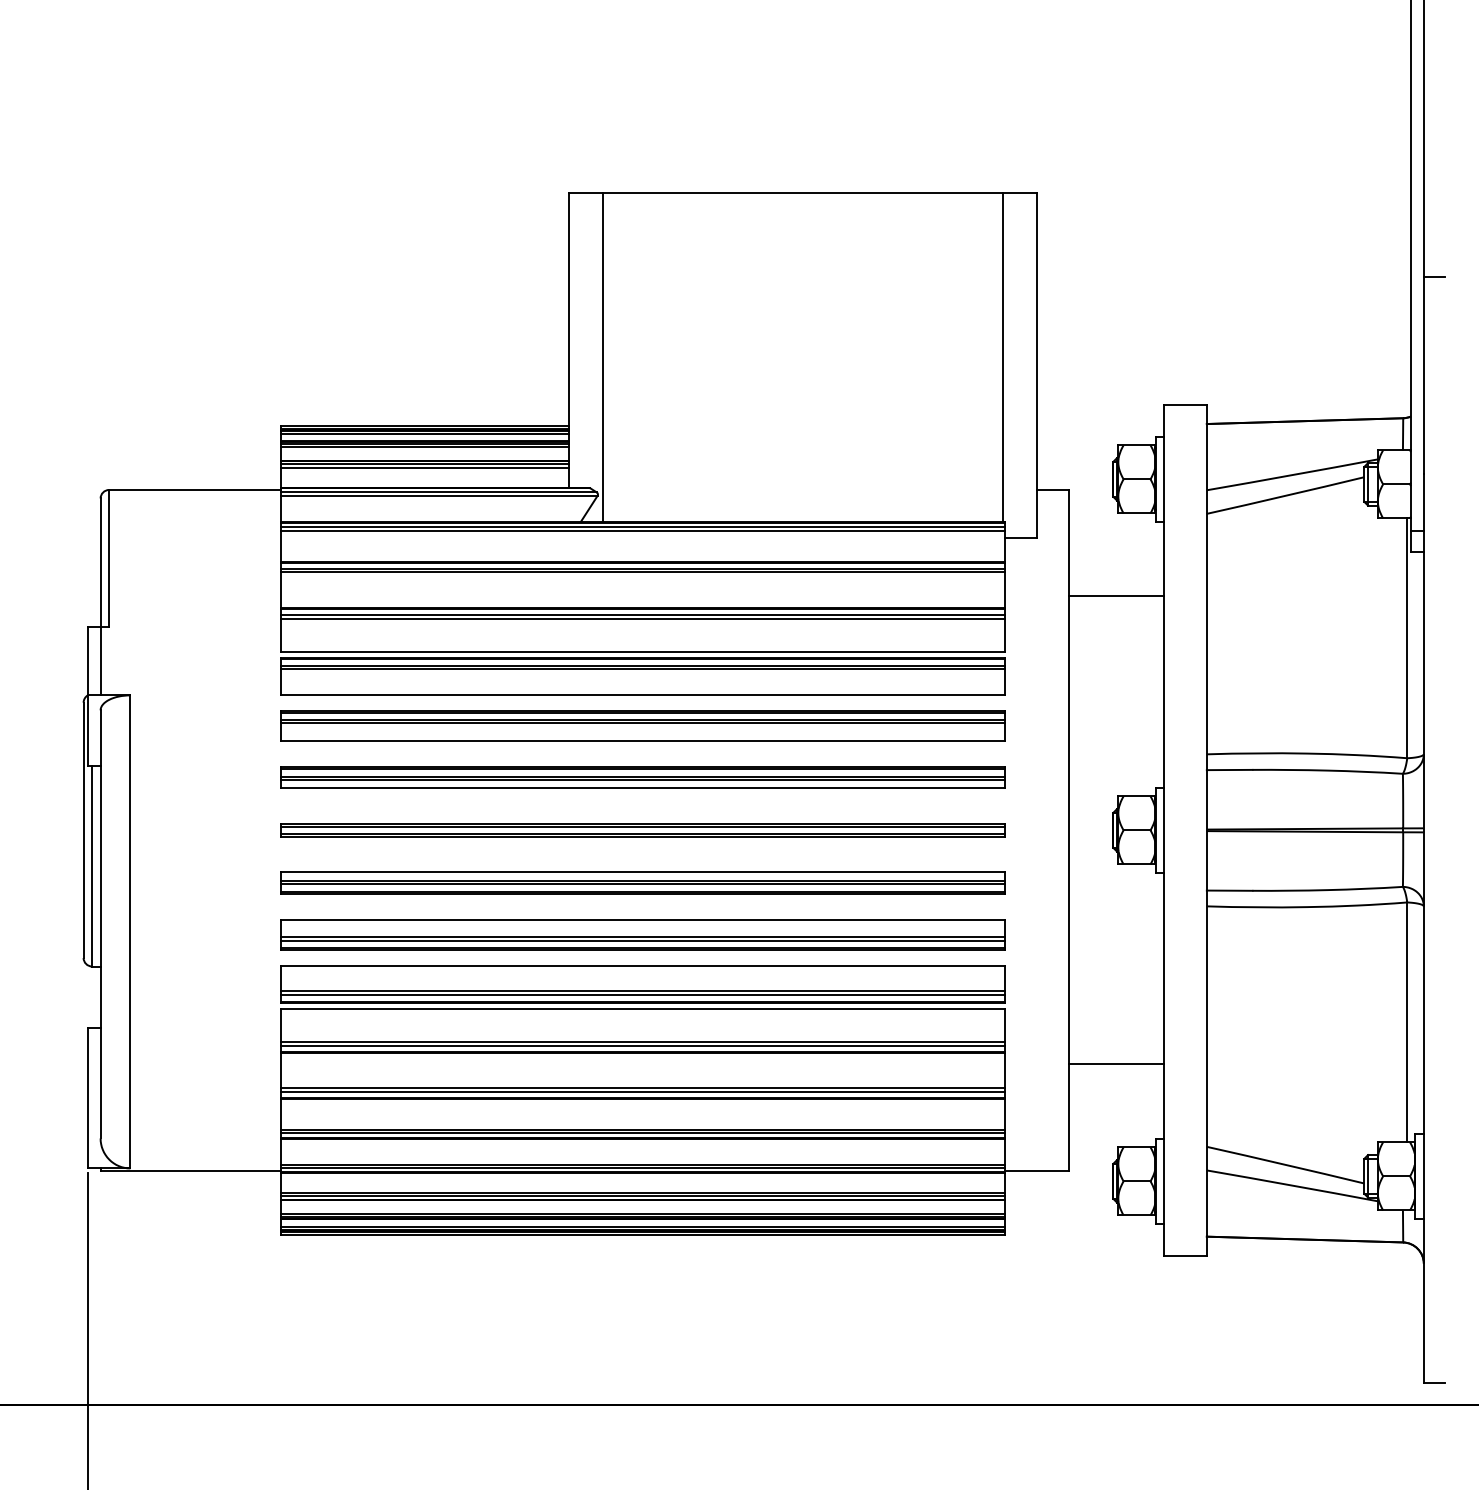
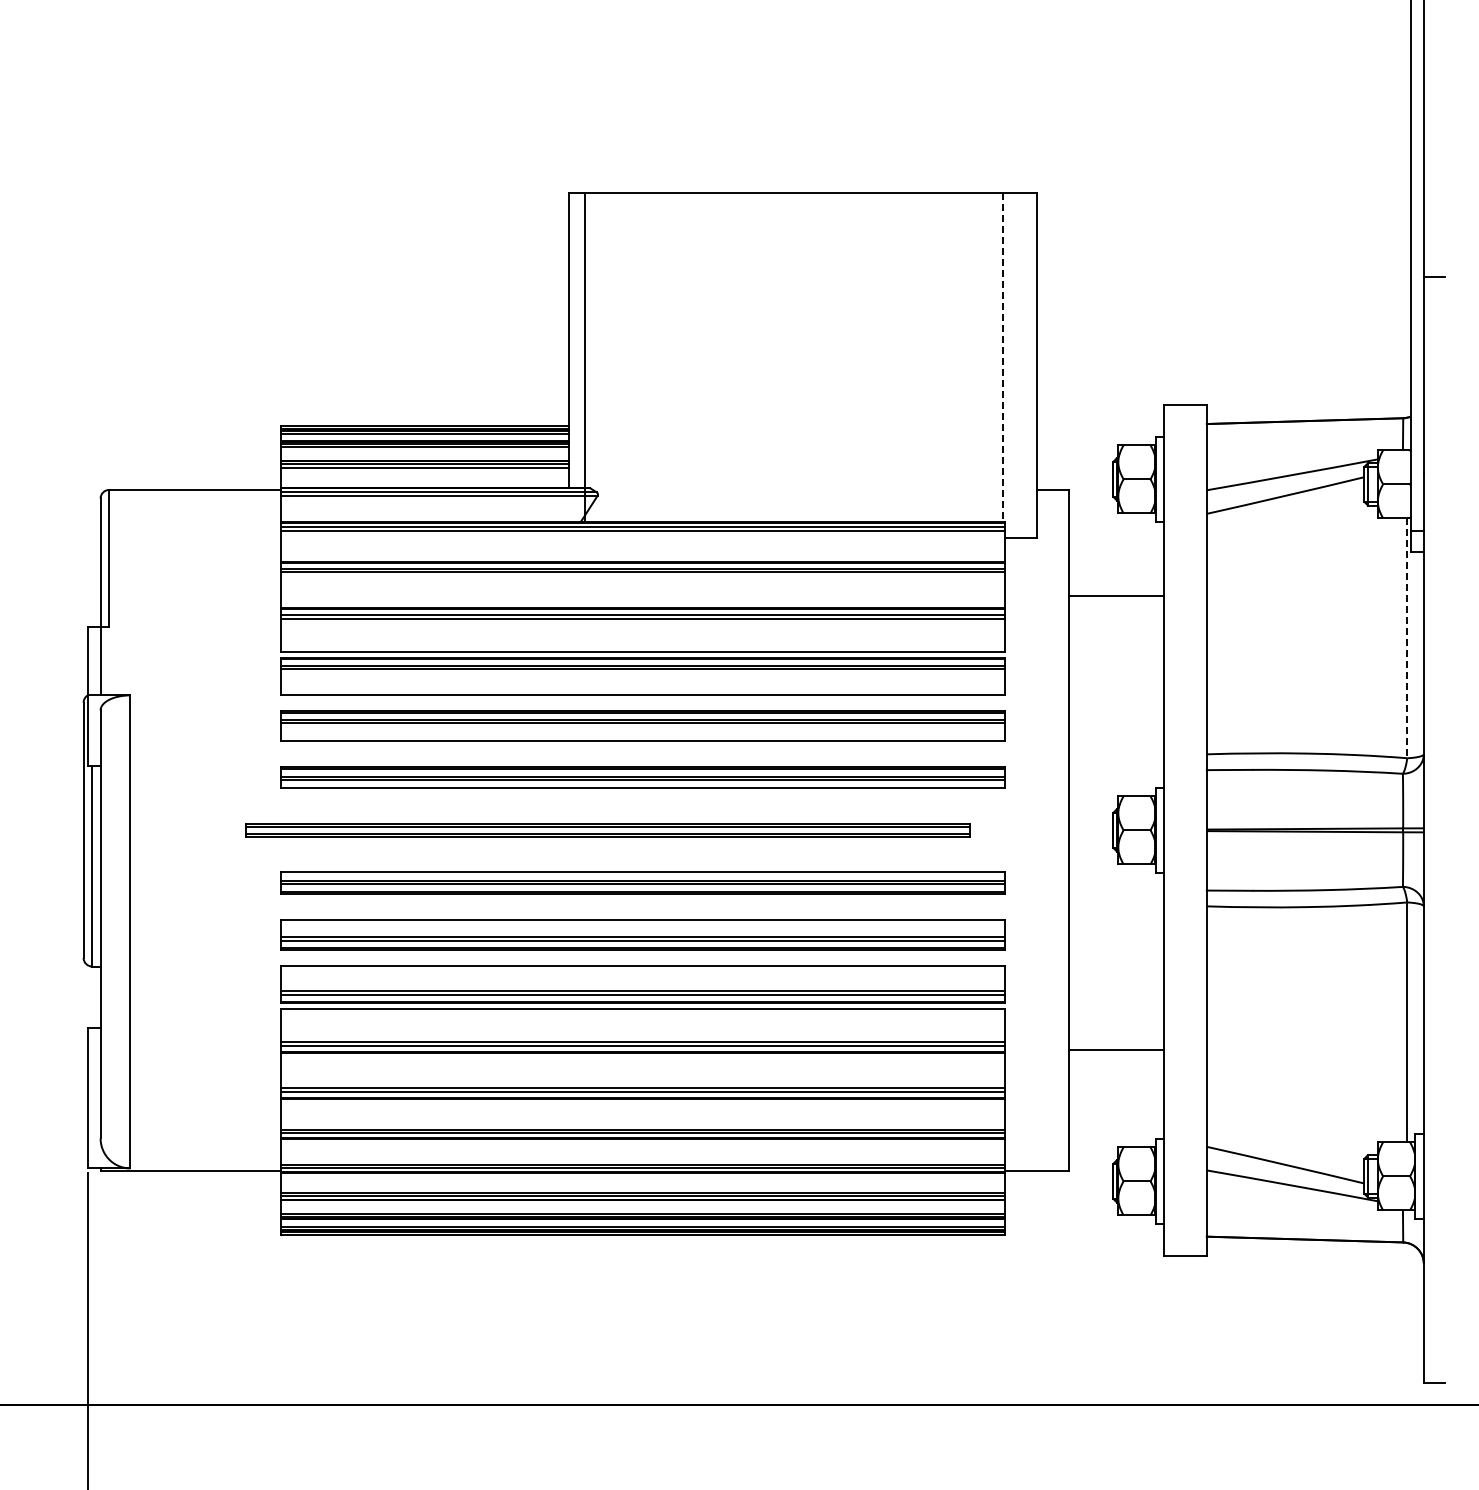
line position: (602, 357) -> (584, 357) (584, 357)
line: solid -> dashed (1002, 358)
line: solid -> dashed (1407, 638)
part position: (642, 830) -> (607, 830) (607, 830)
line position: (1116, 1064) -> (1116, 1050) (1116, 1050)
